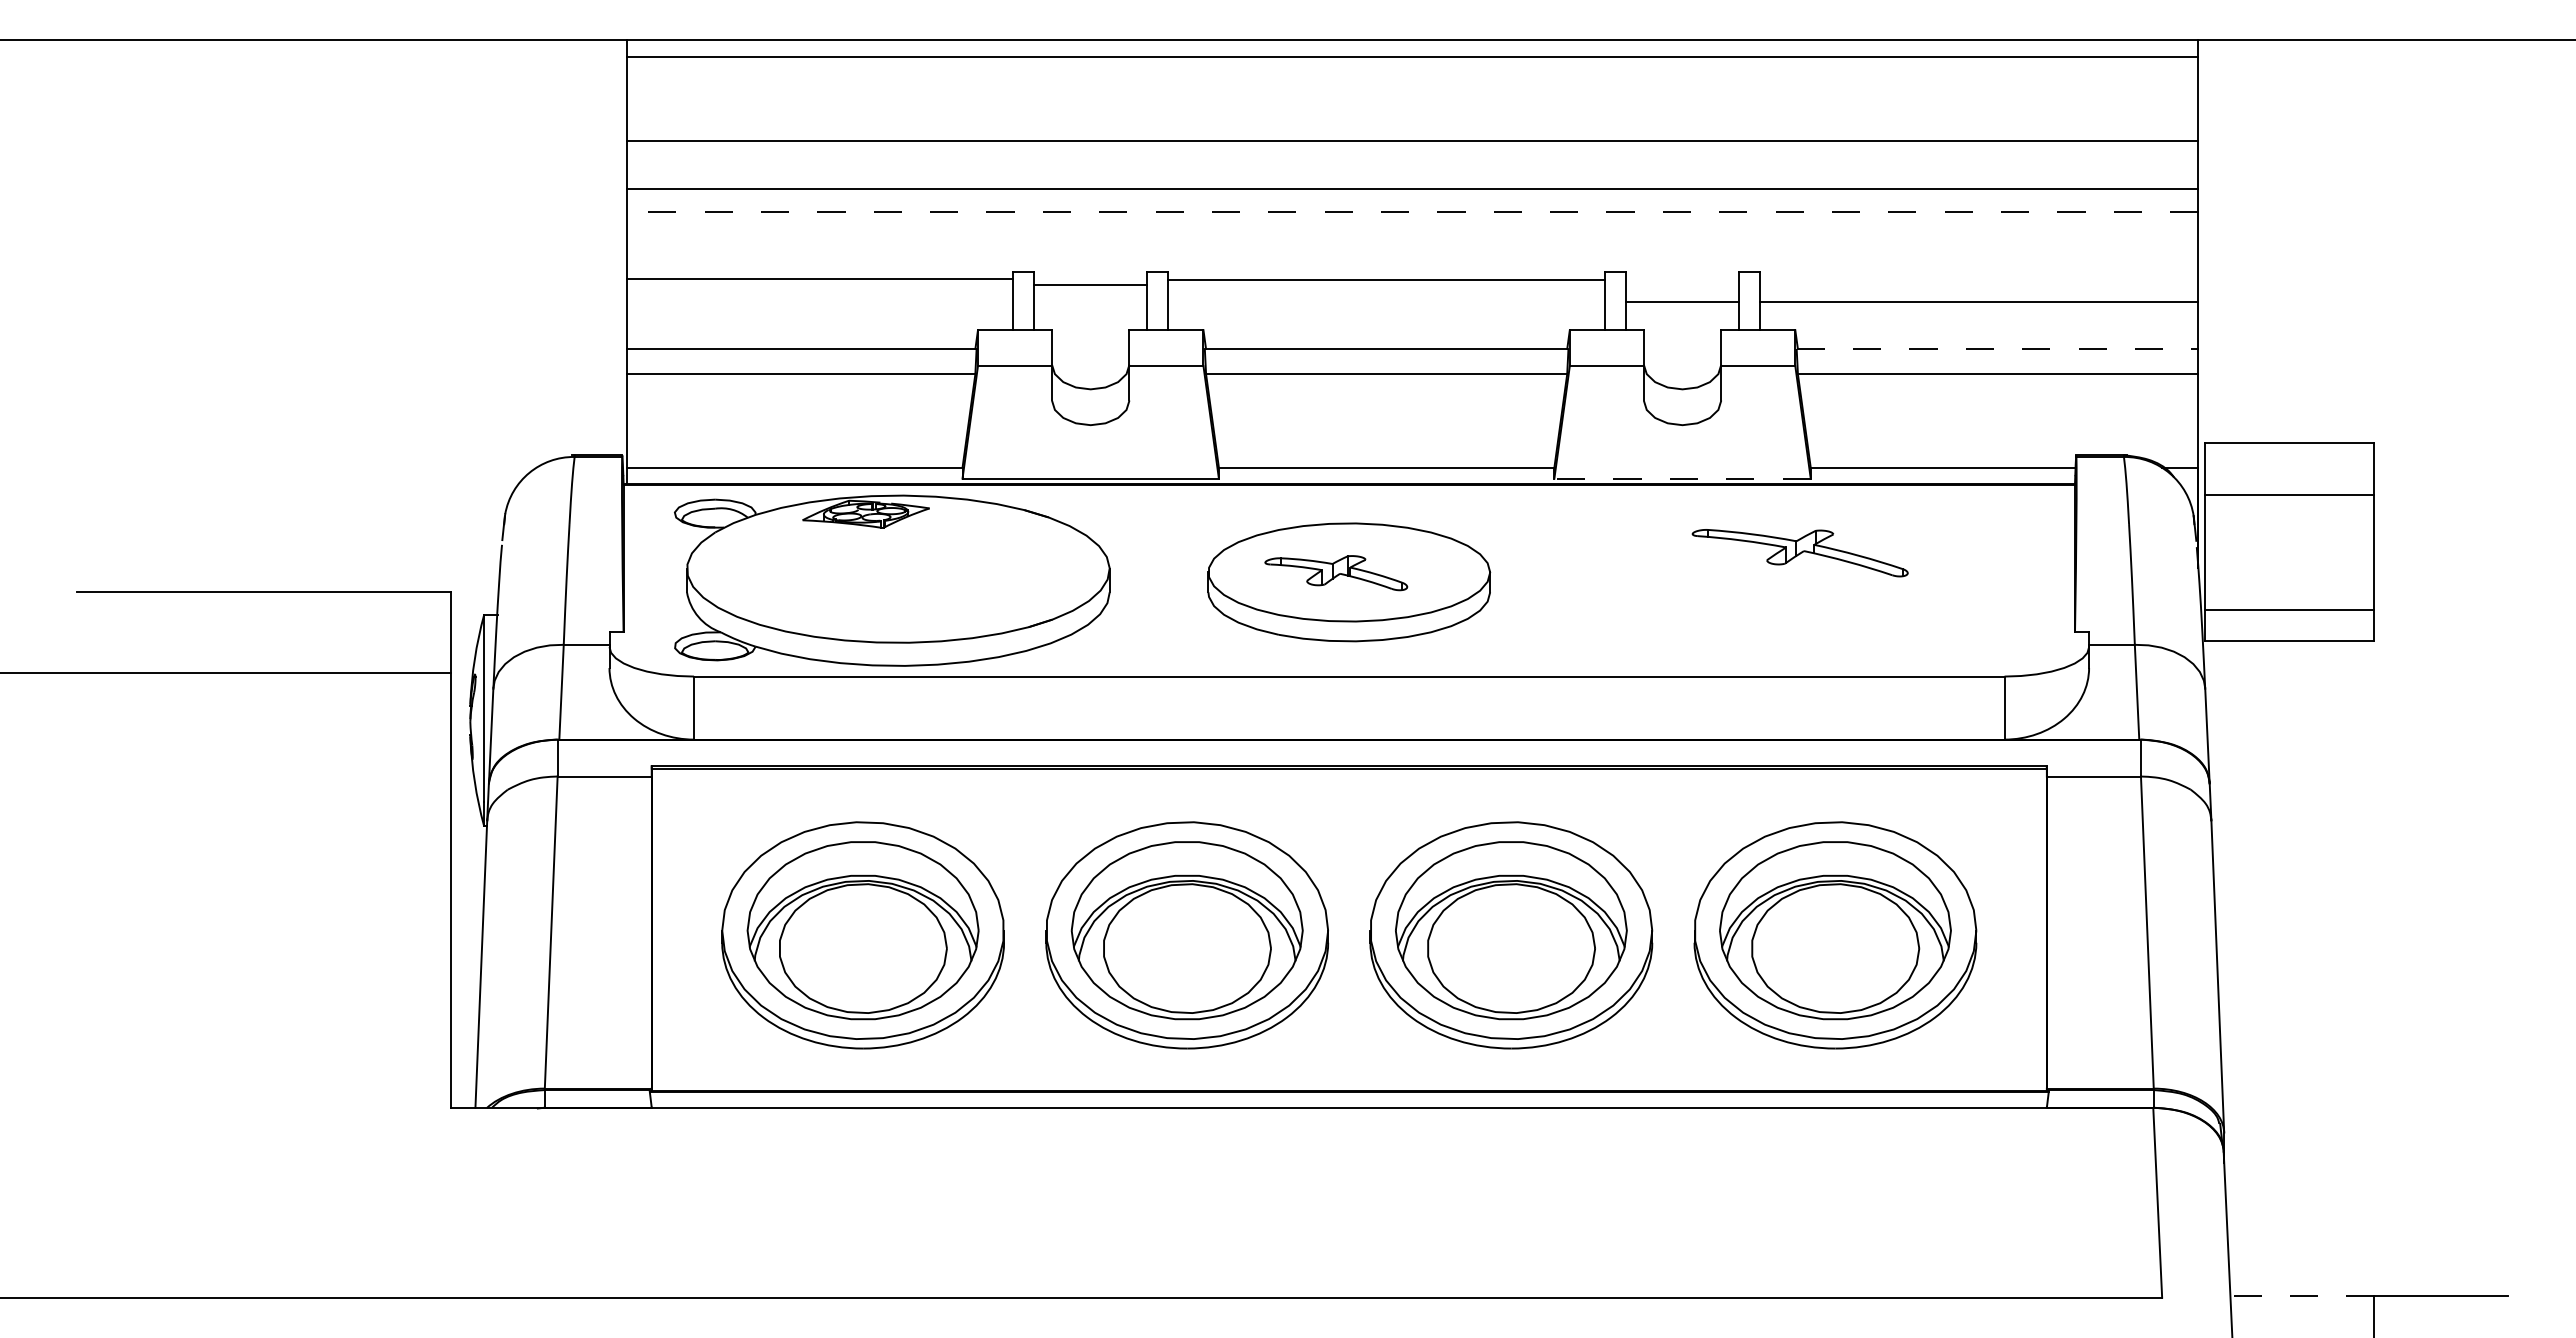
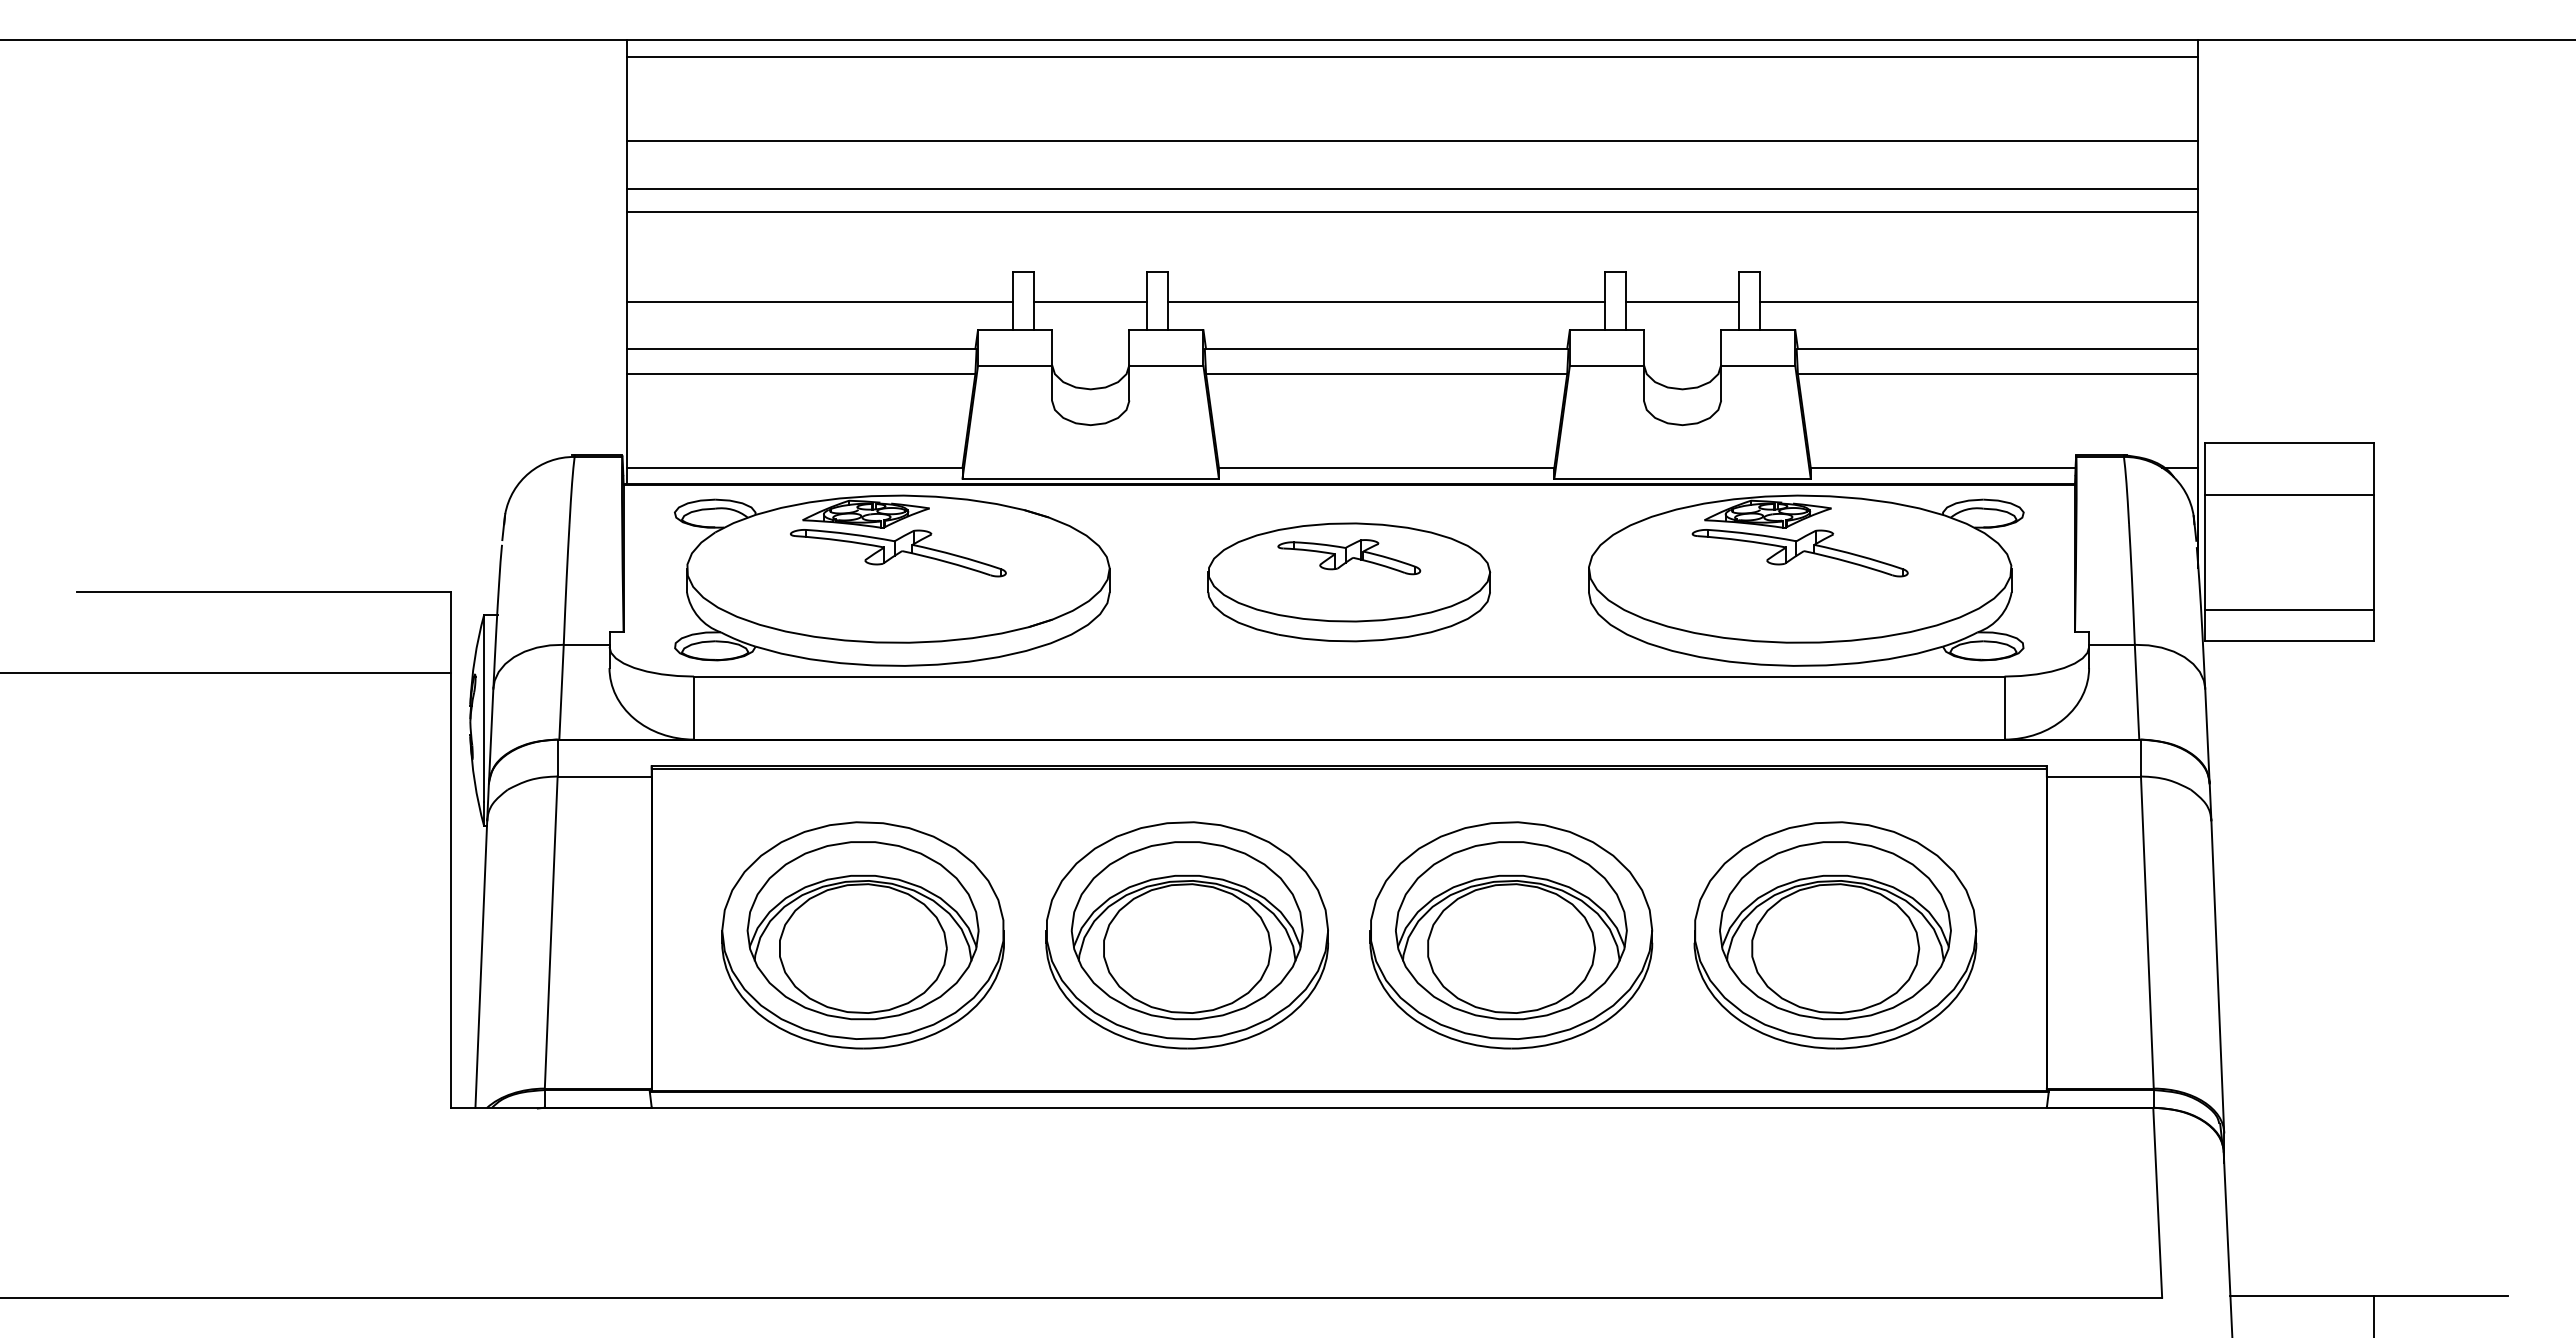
line: dashed -> solid (1412, 211)
line position: (820, 278) -> (820, 301) (820, 301)
line position: (1386, 279) -> (1386, 301) (1386, 301)
line position: (1090, 284) -> (1090, 301) (1090, 301)
line: dashed -> solid (1997, 348)
line: dashed -> solid (1682, 478)
part: none -> present (898, 553)
part position: (1336, 573) -> (1349, 557) (1349, 557)
part: none -> present (1806, 580)
line: dashed -> solid (2301, 1295)
